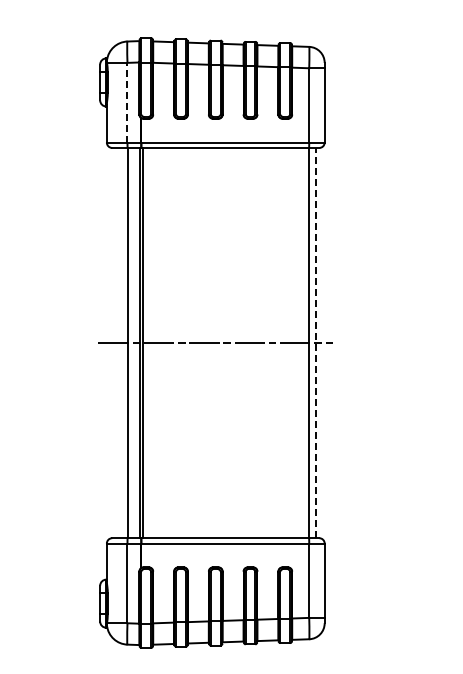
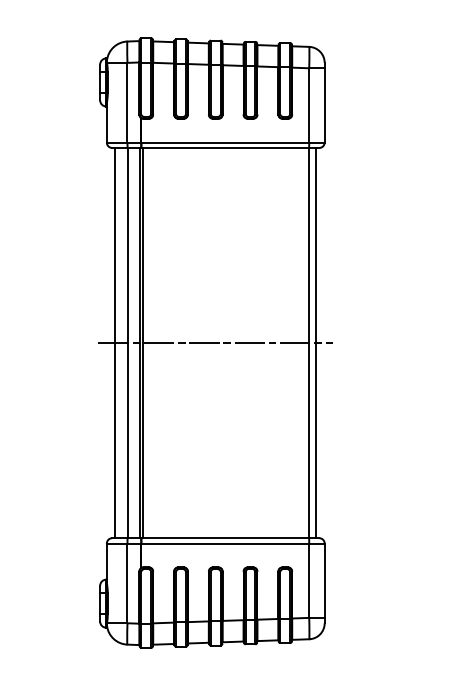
line: dashed -> solid (127, 102)
line: none -> present (115, 342)
line: dashed -> solid (316, 342)
